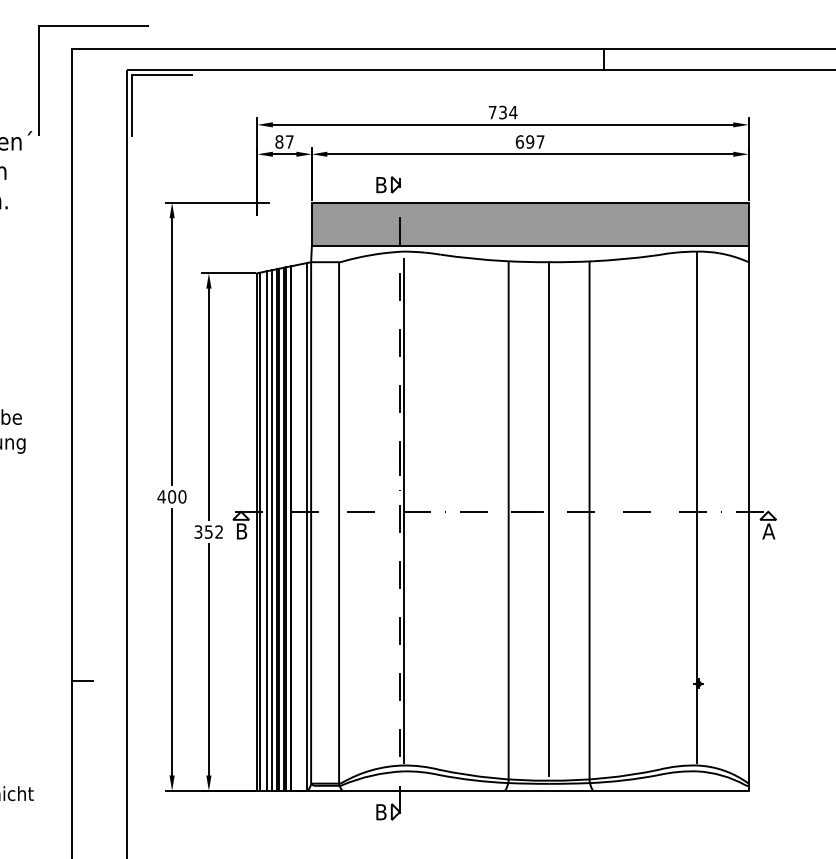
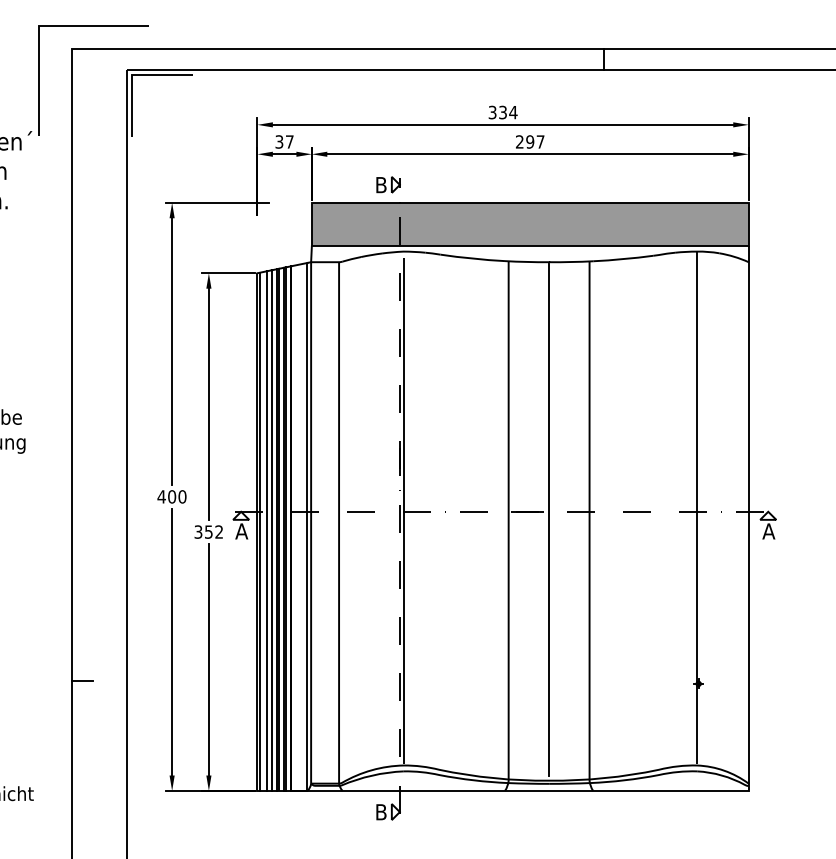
text: 734 -> 334 (492, 112)
text: 87 -> 37 (279, 141)
text: 697 -> 297 (519, 141)
text: B -> A (241, 531)
